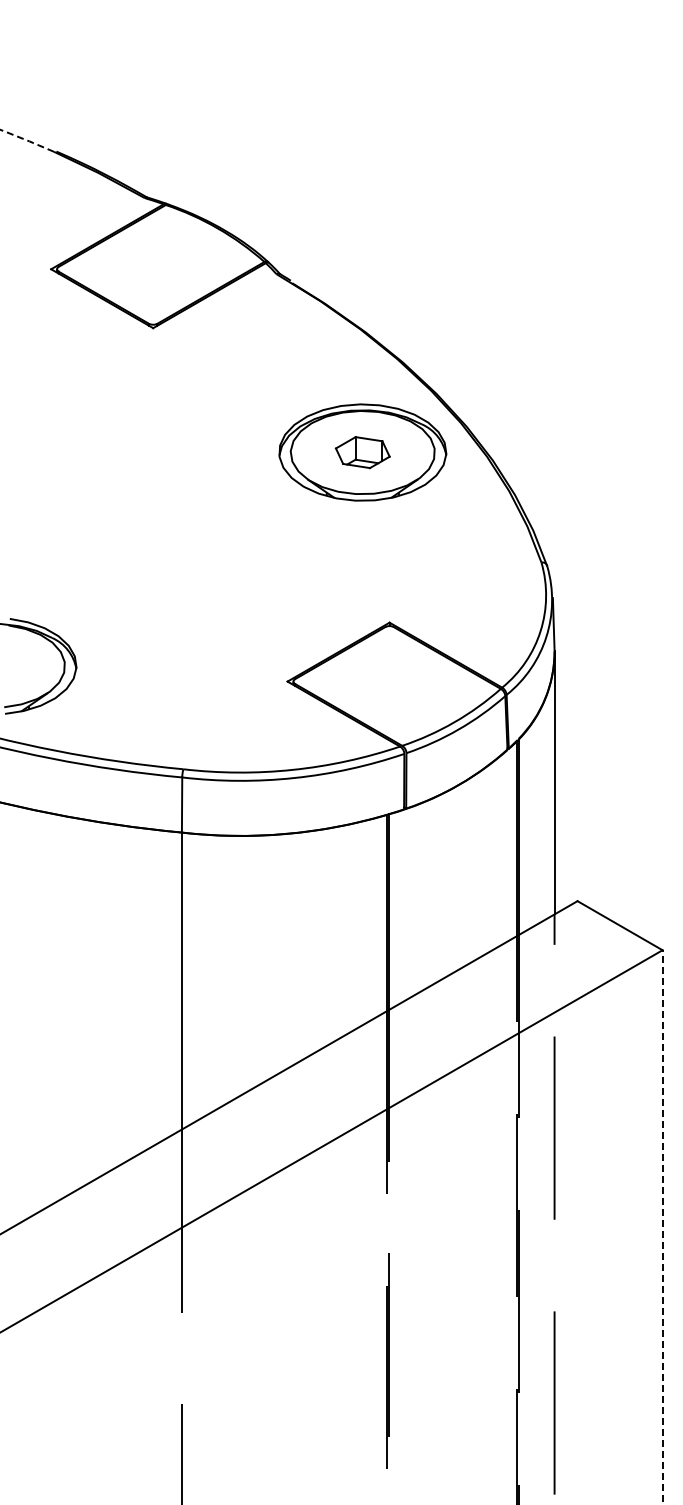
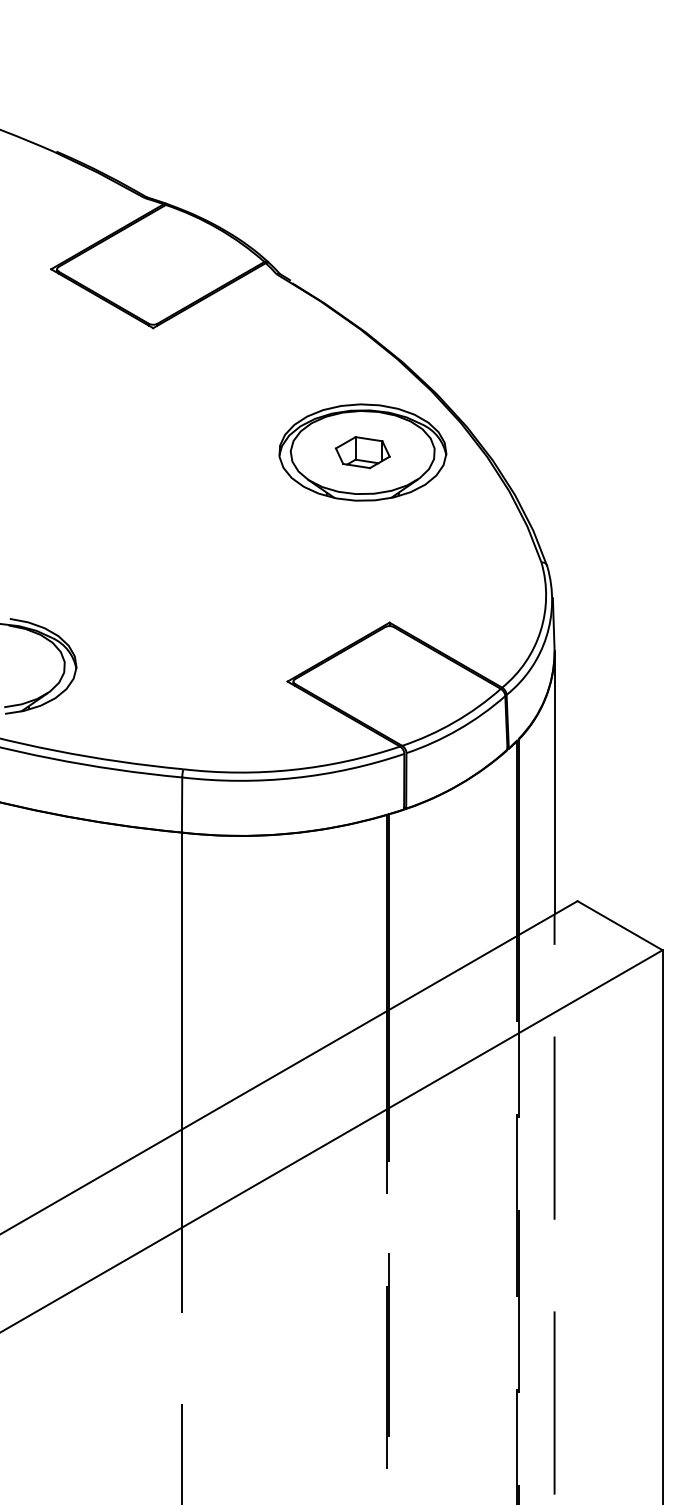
arc: dashed -> solid (26, 140)
line: dashed -> solid (662, 1227)
